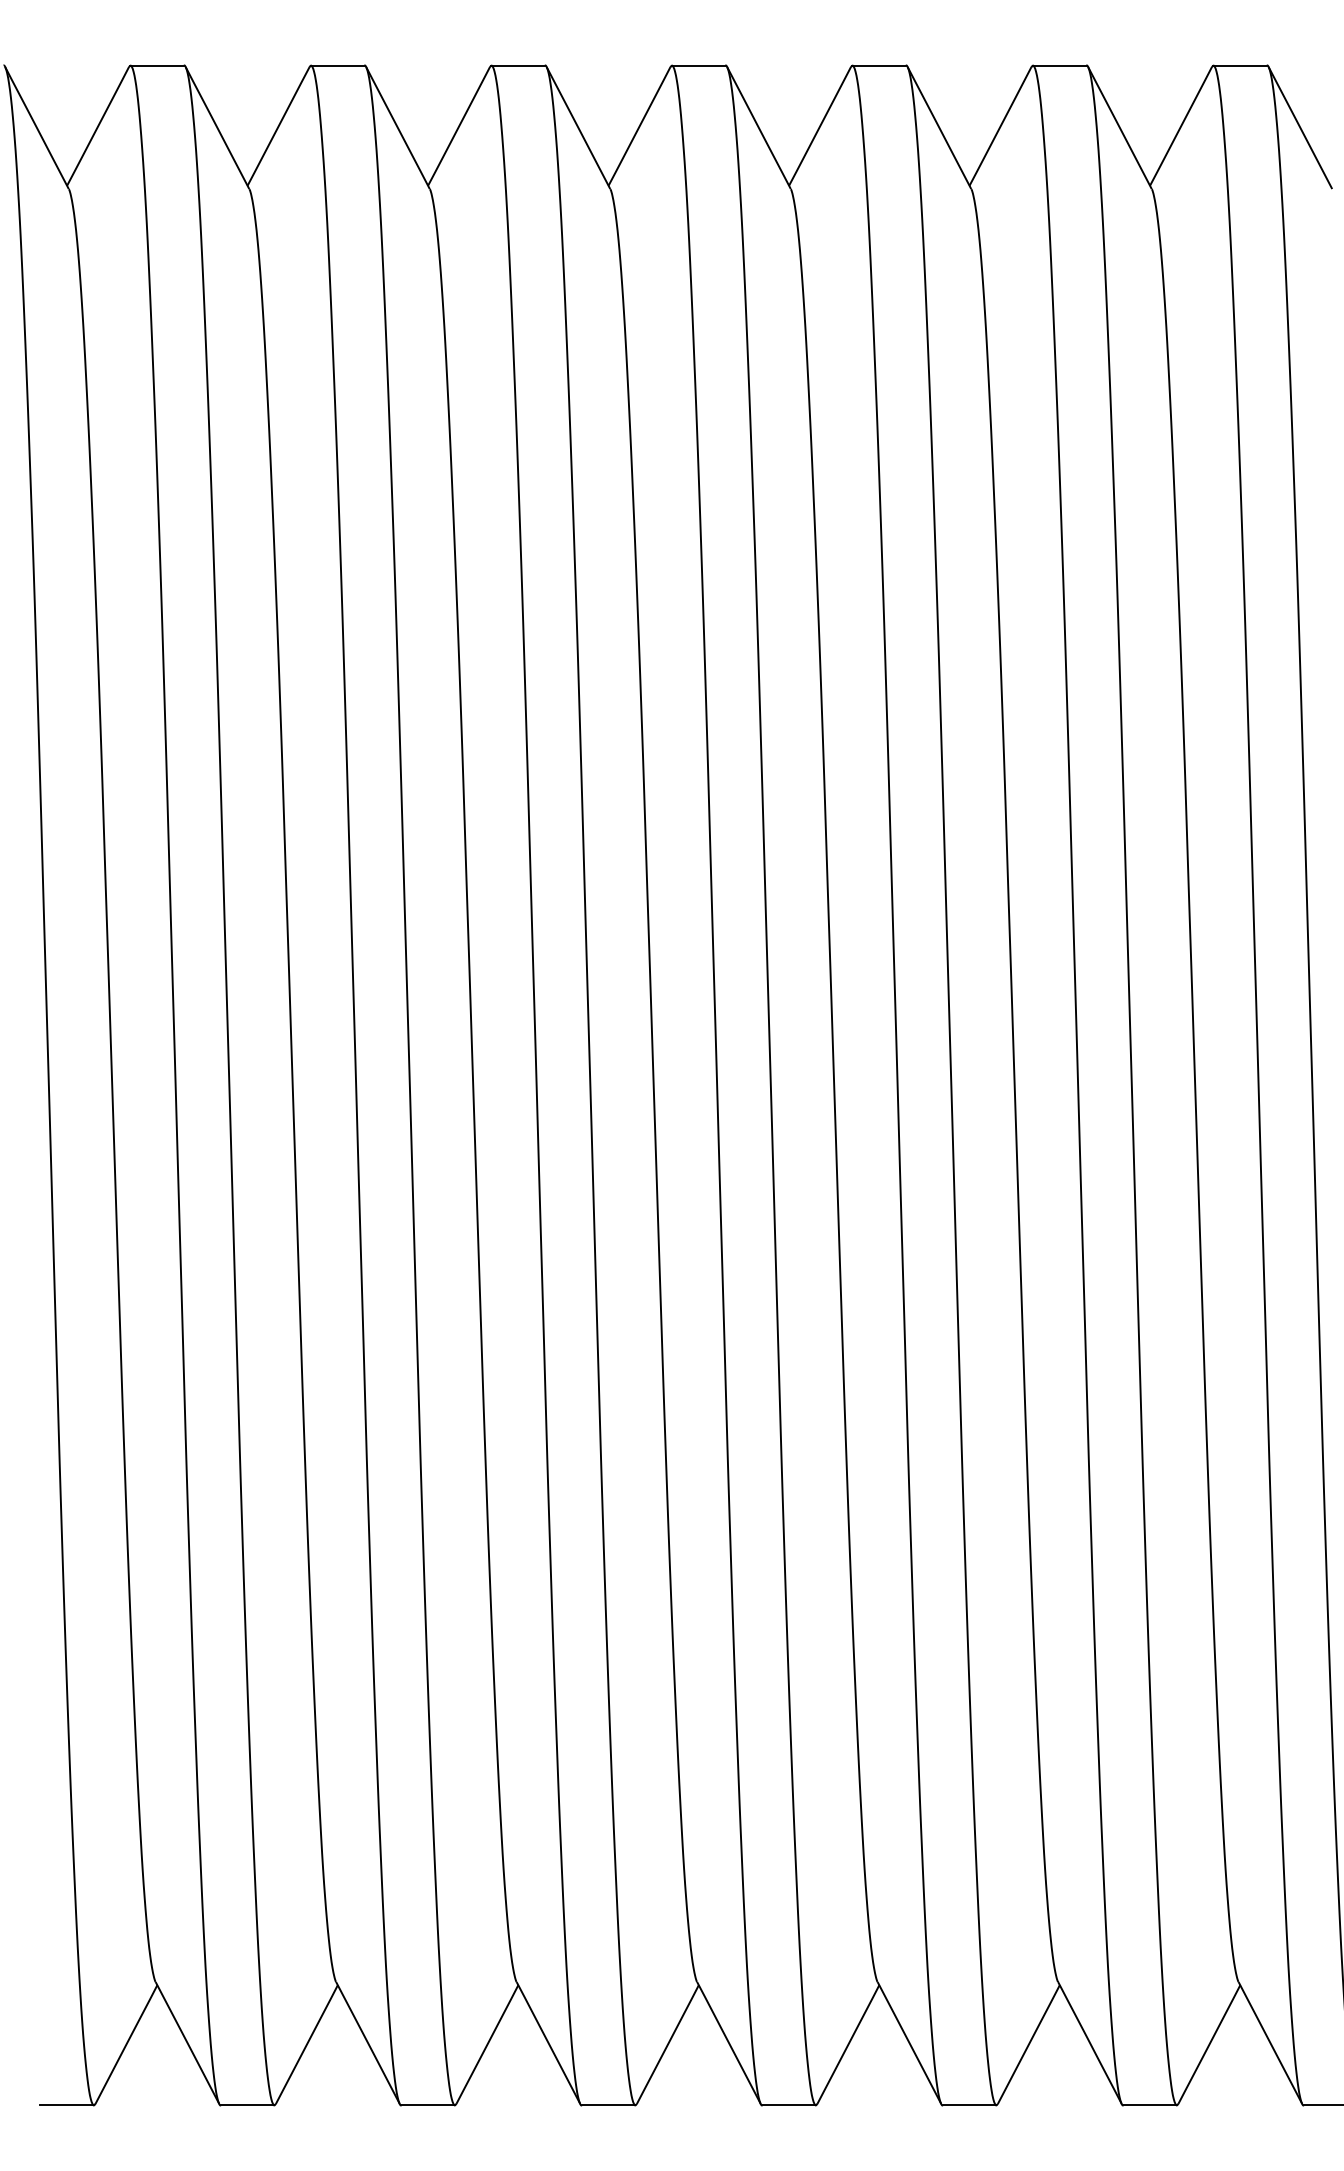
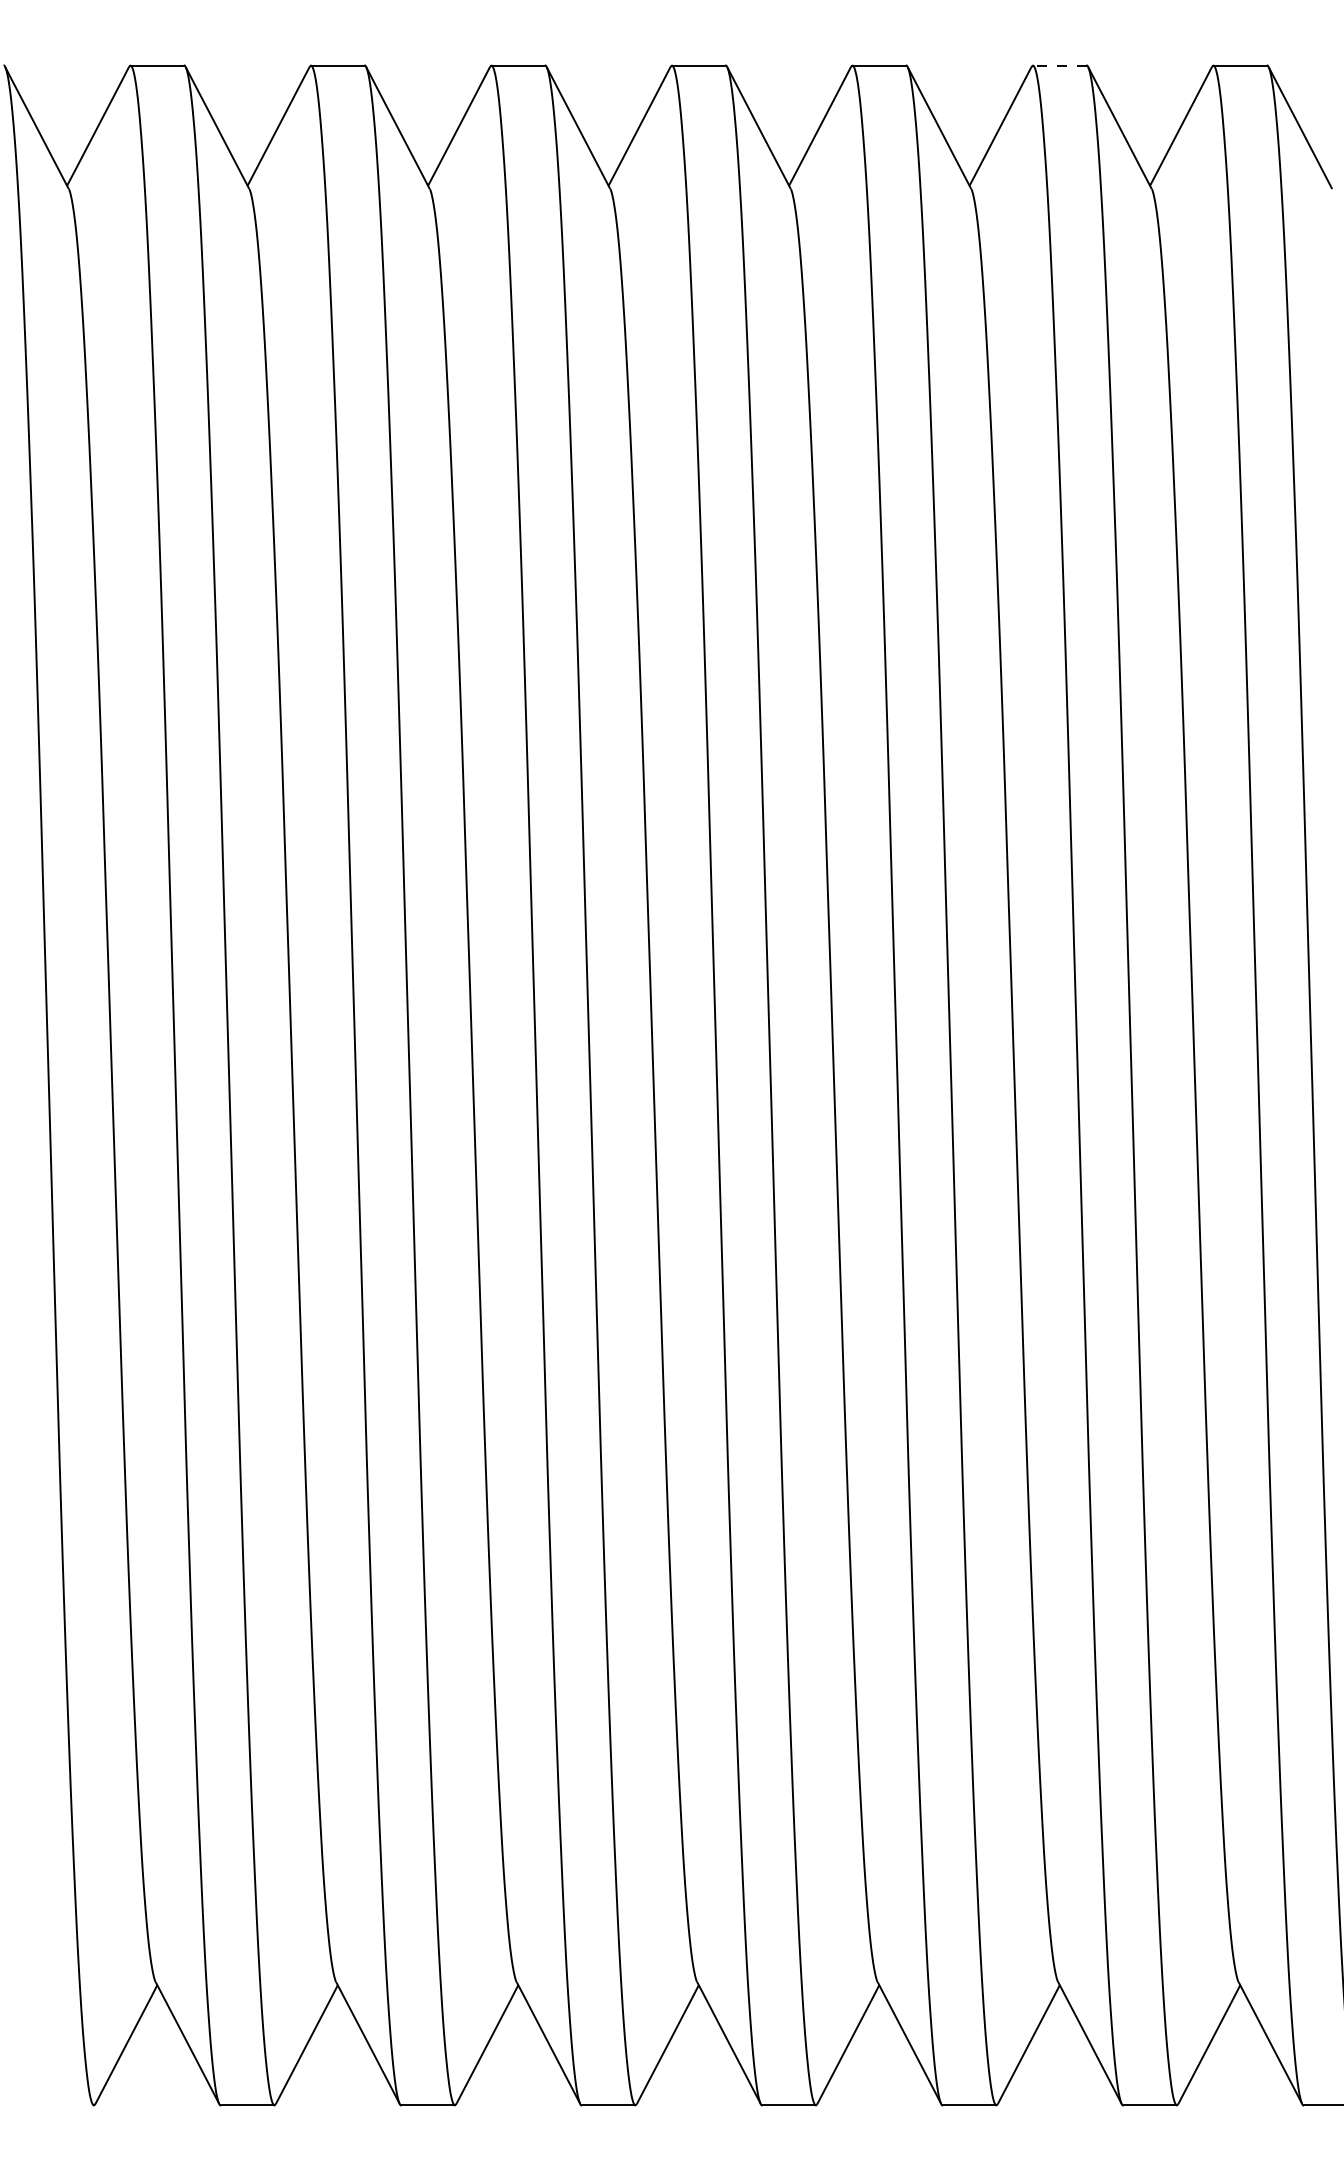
line: solid -> dashed (1059, 65)
line: present -> none (66, 2105)
